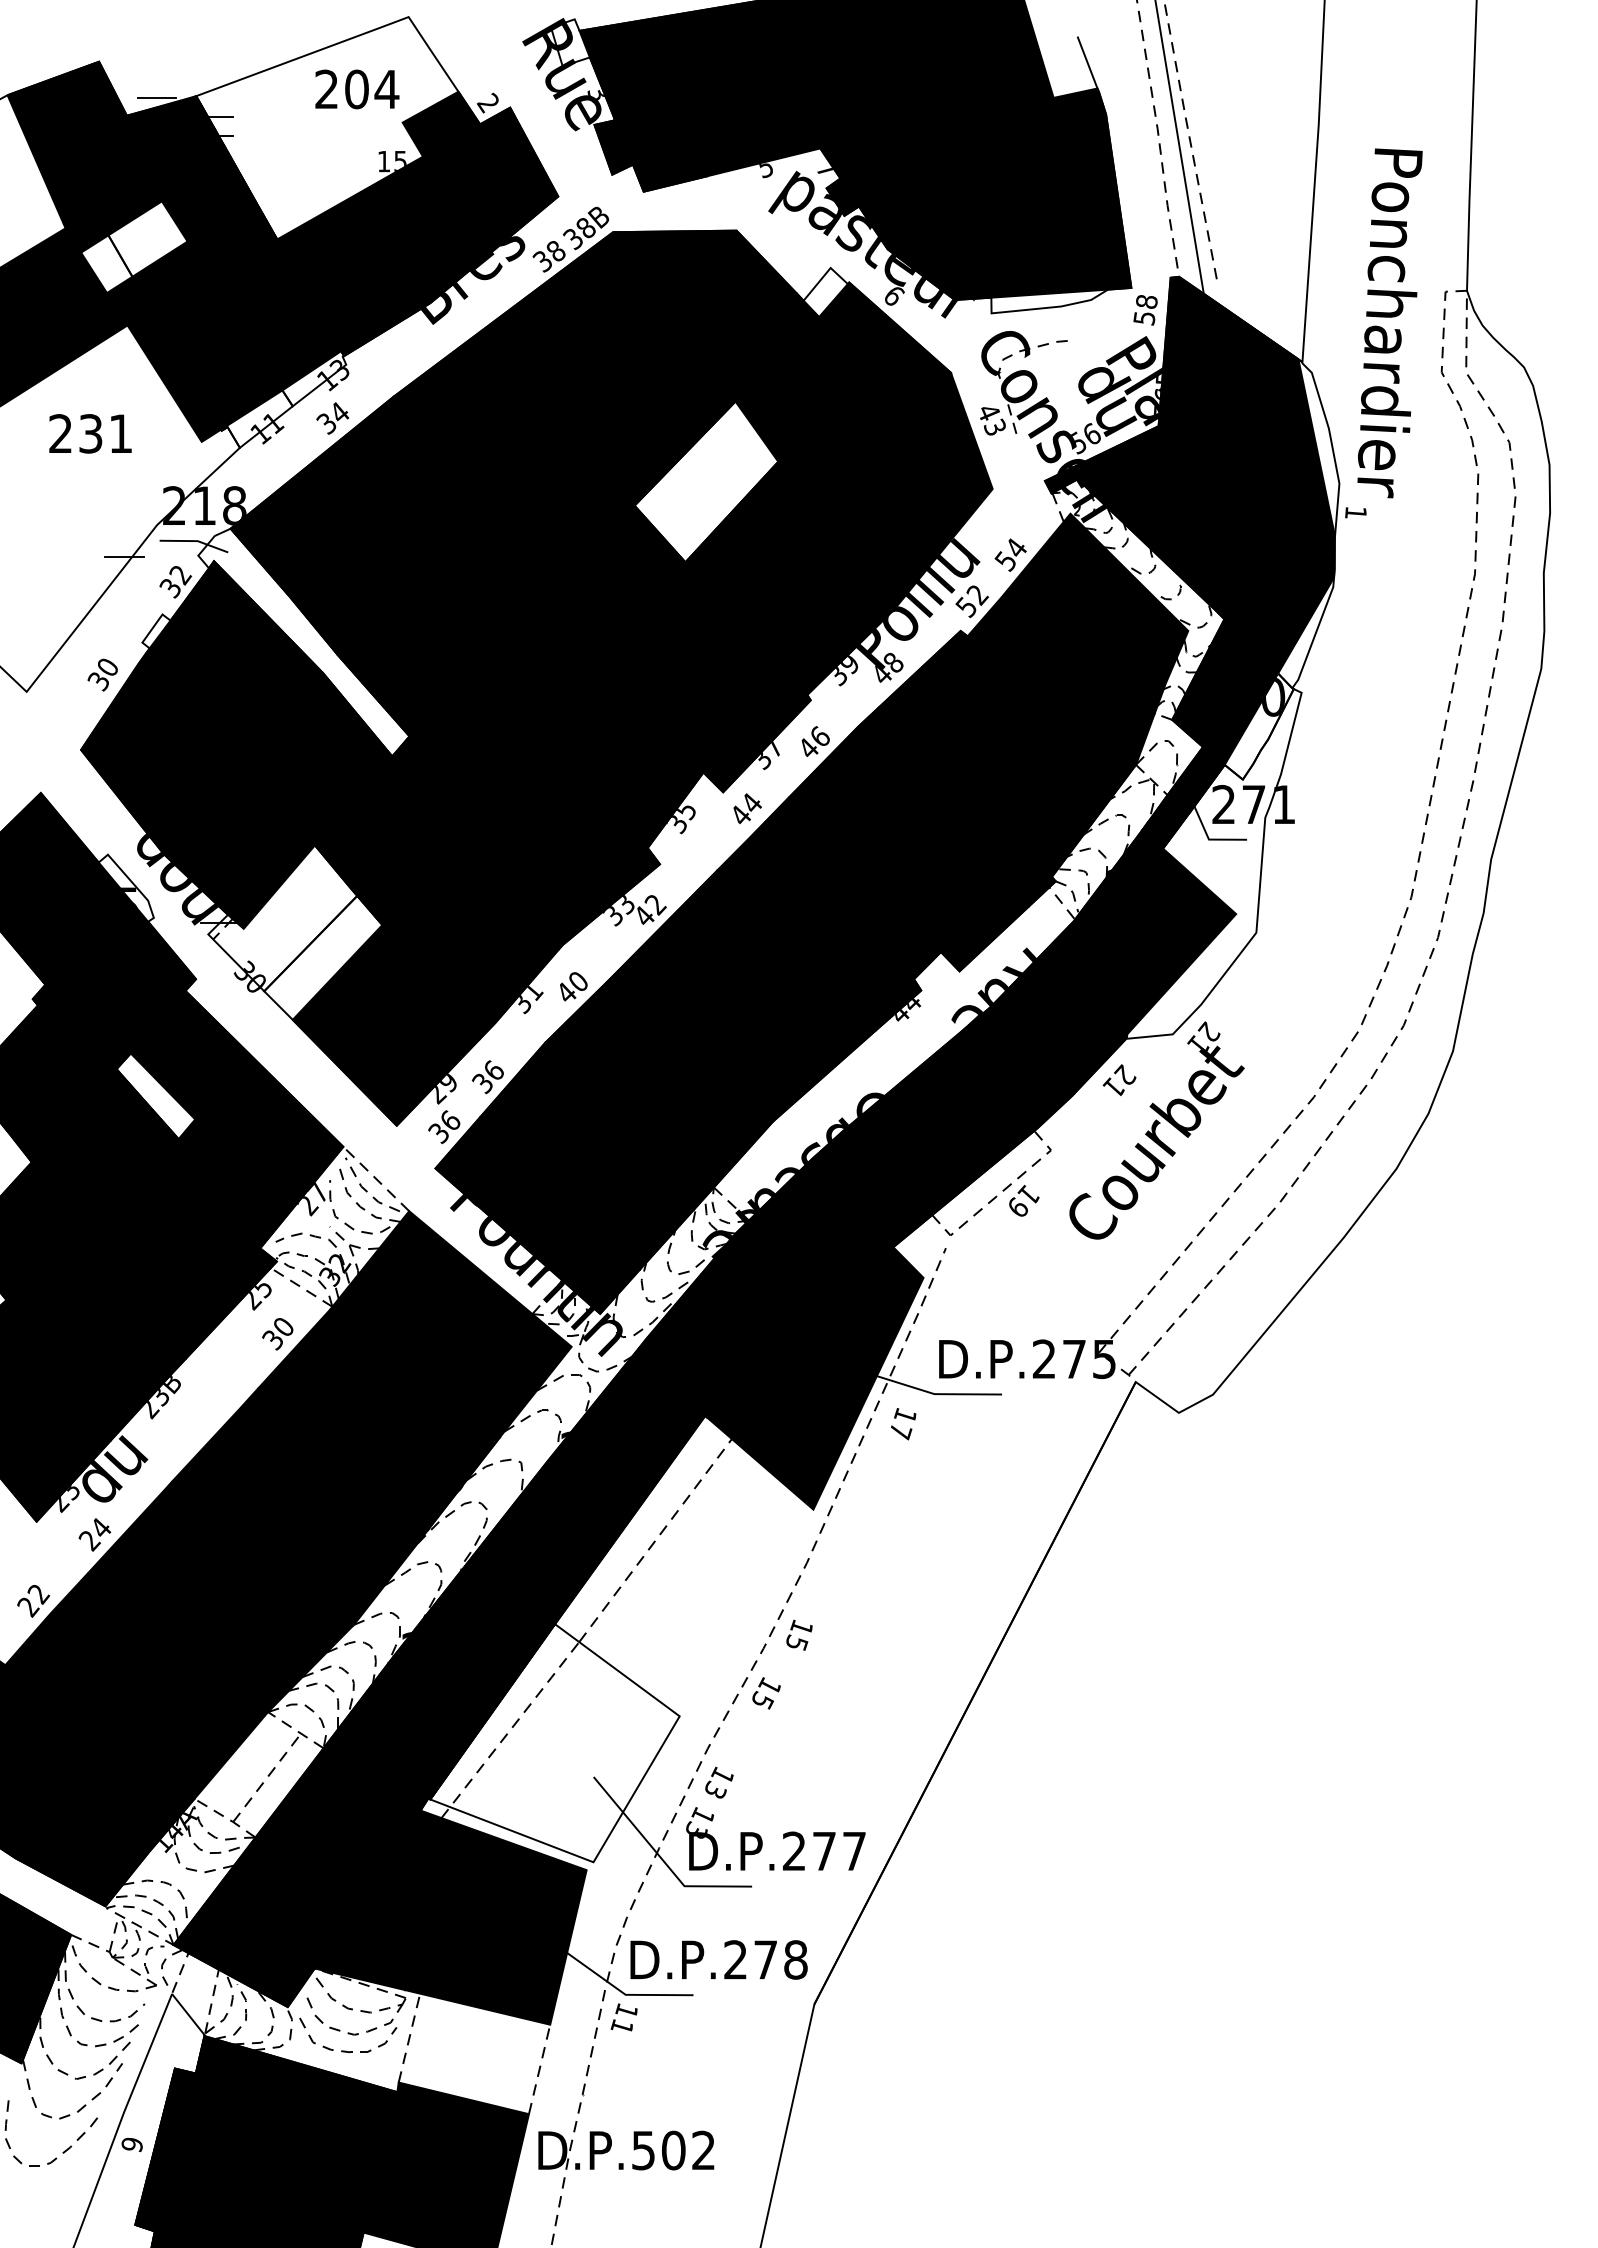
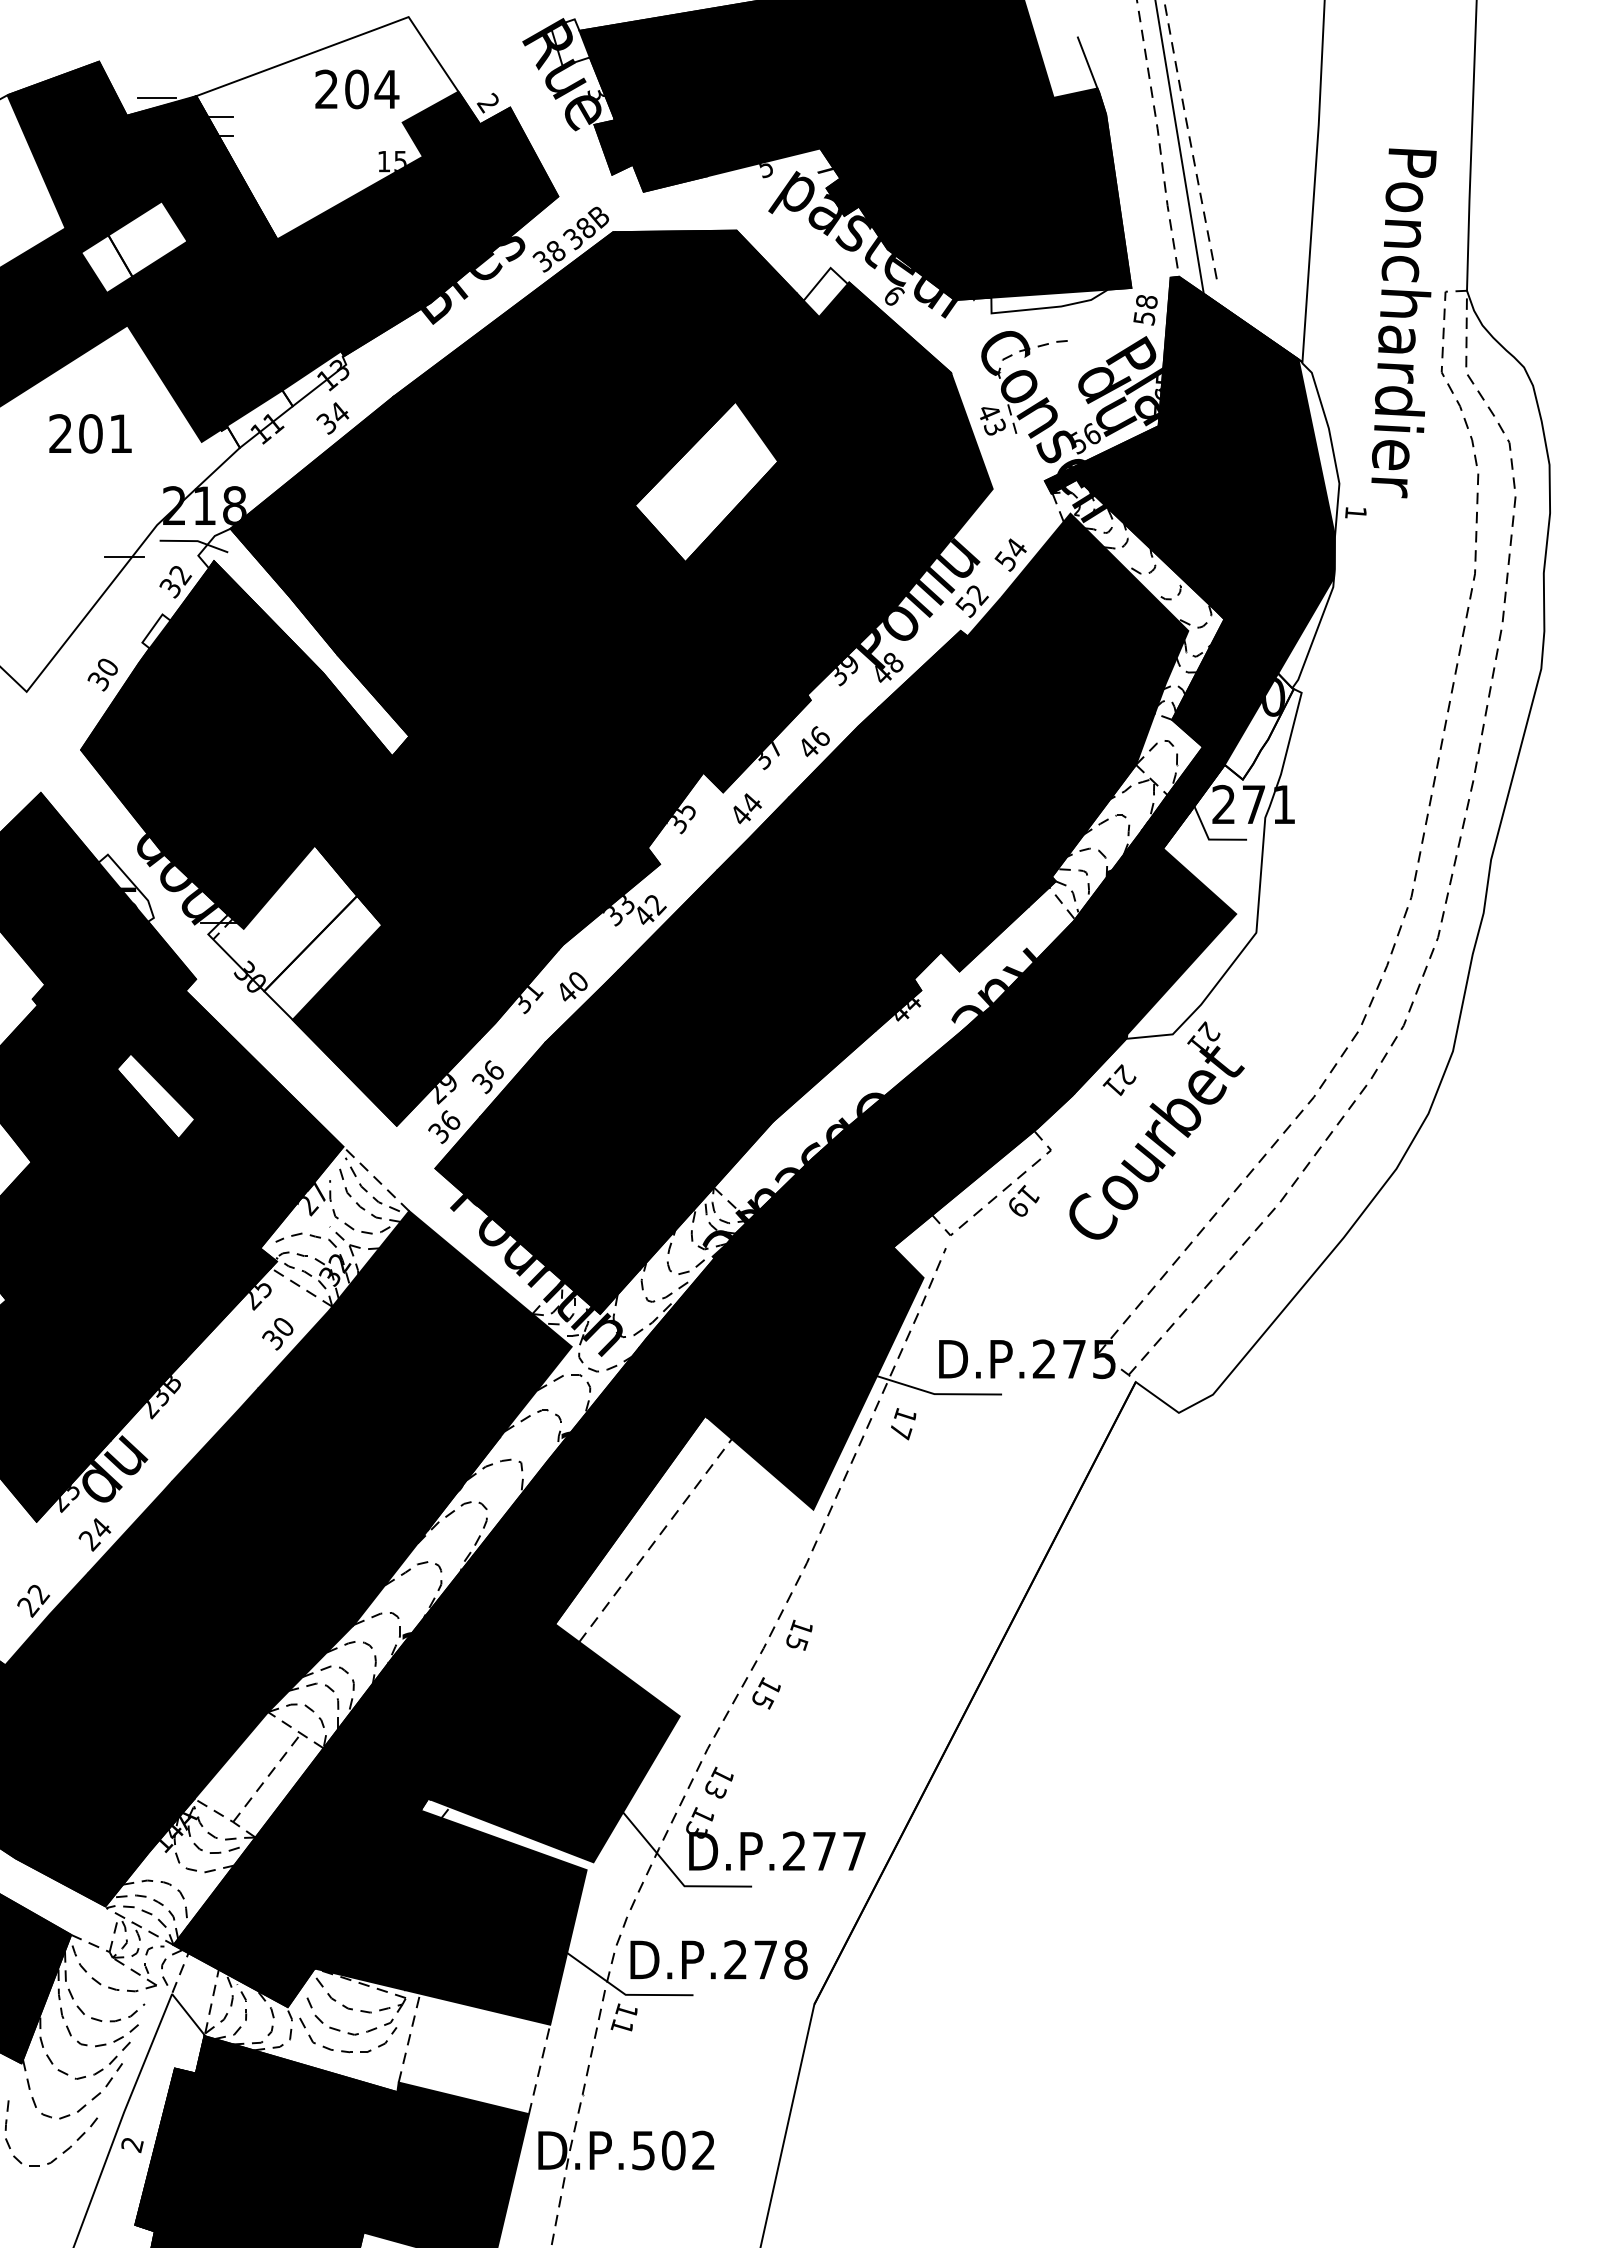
text position: (1389, 323) -> (1403, 323) (1403, 323)
text: 231 -> 201 (90, 433)
fill: none -> present (554, 1743)
text: 9 -> 2 (132, 2145)
